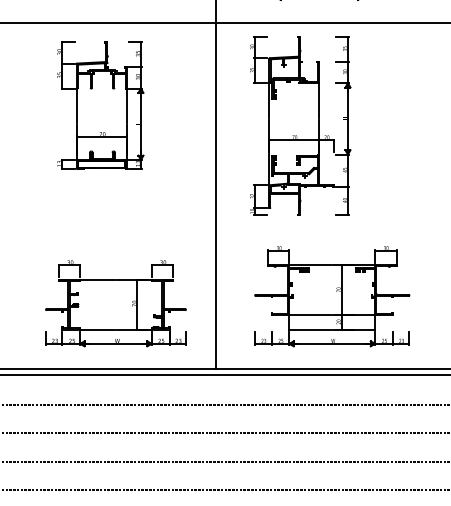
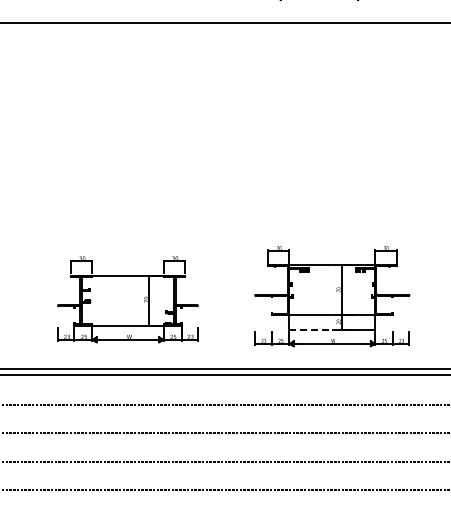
part: present -> none (100, 105)
part: present -> none (300, 125)
line: present -> none (215, 185)
part position: (115, 303) -> (127, 299) (127, 299)
line: solid -> dashed (310, 329)
